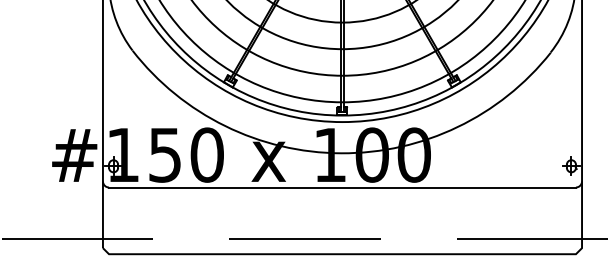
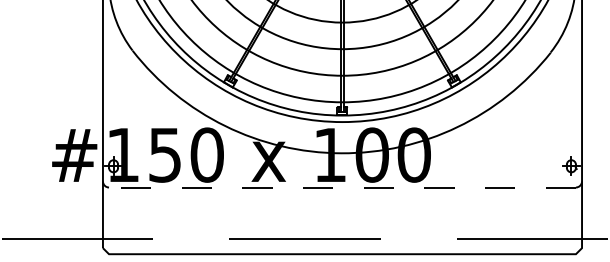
line: solid -> dashed (341, 187)
